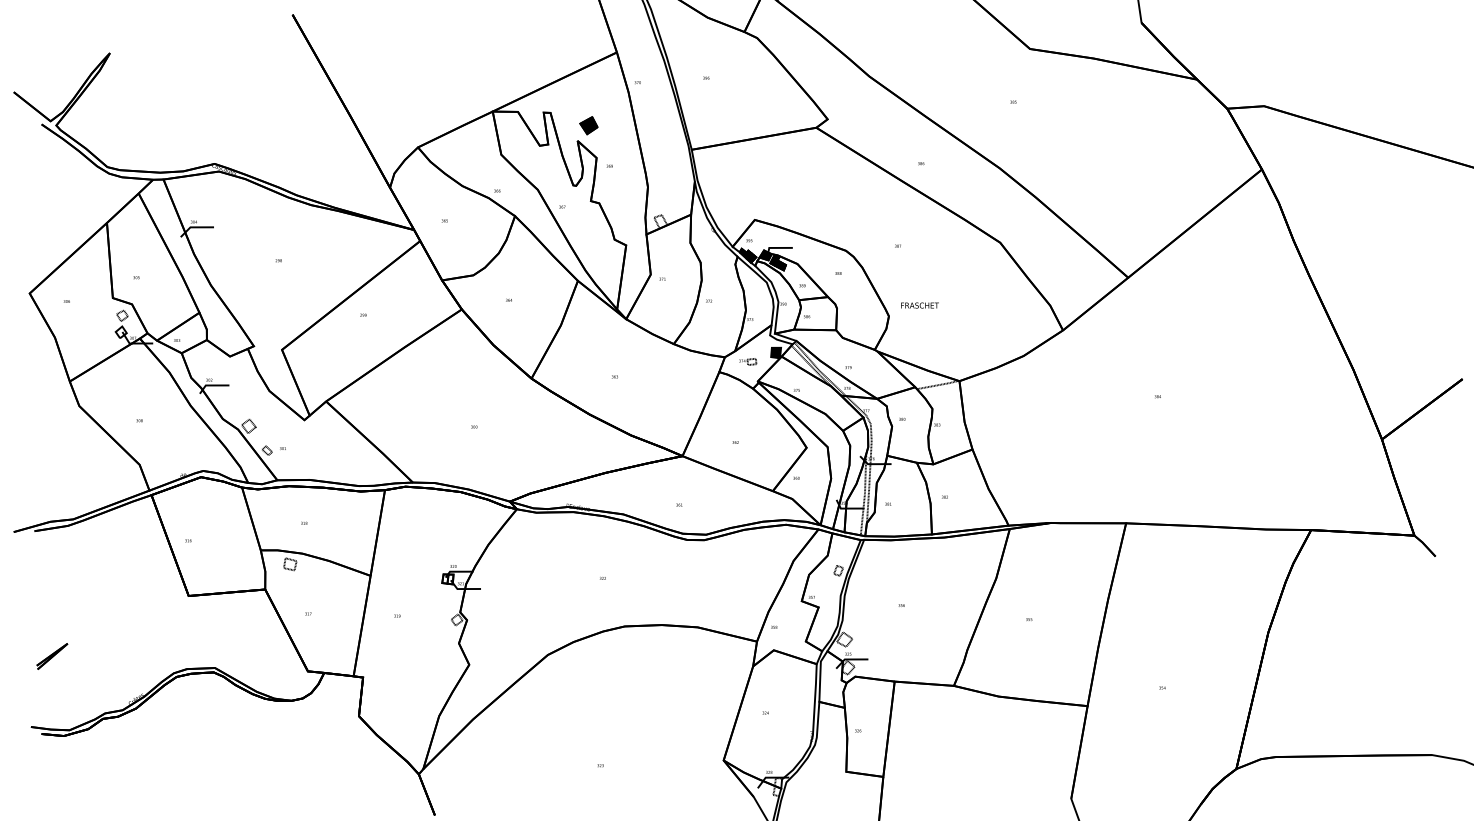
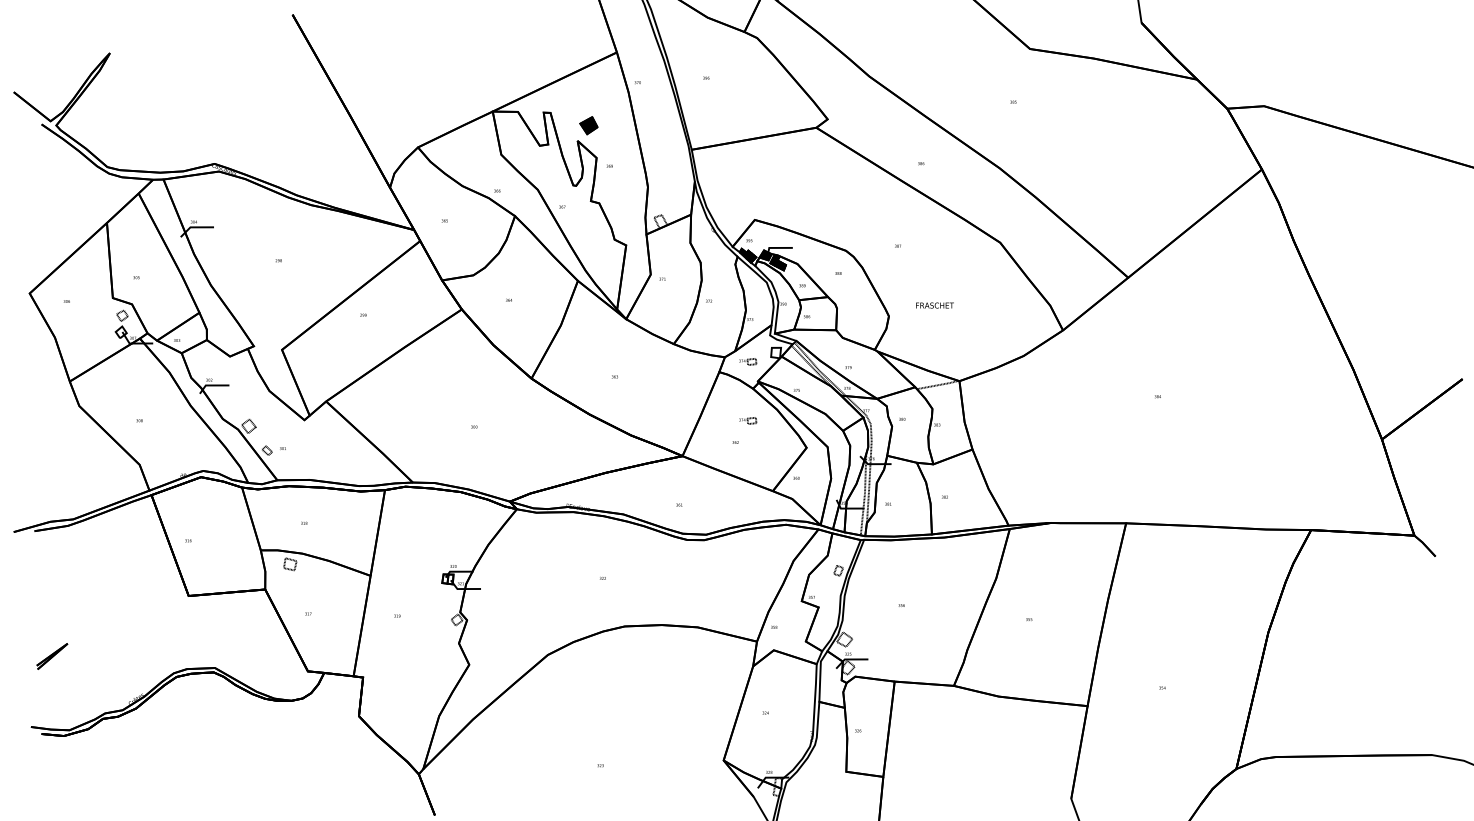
text position: (919, 305) -> (934, 305) (934, 305)
fill: present -> none (776, 352)
part: none -> present (748, 420)
